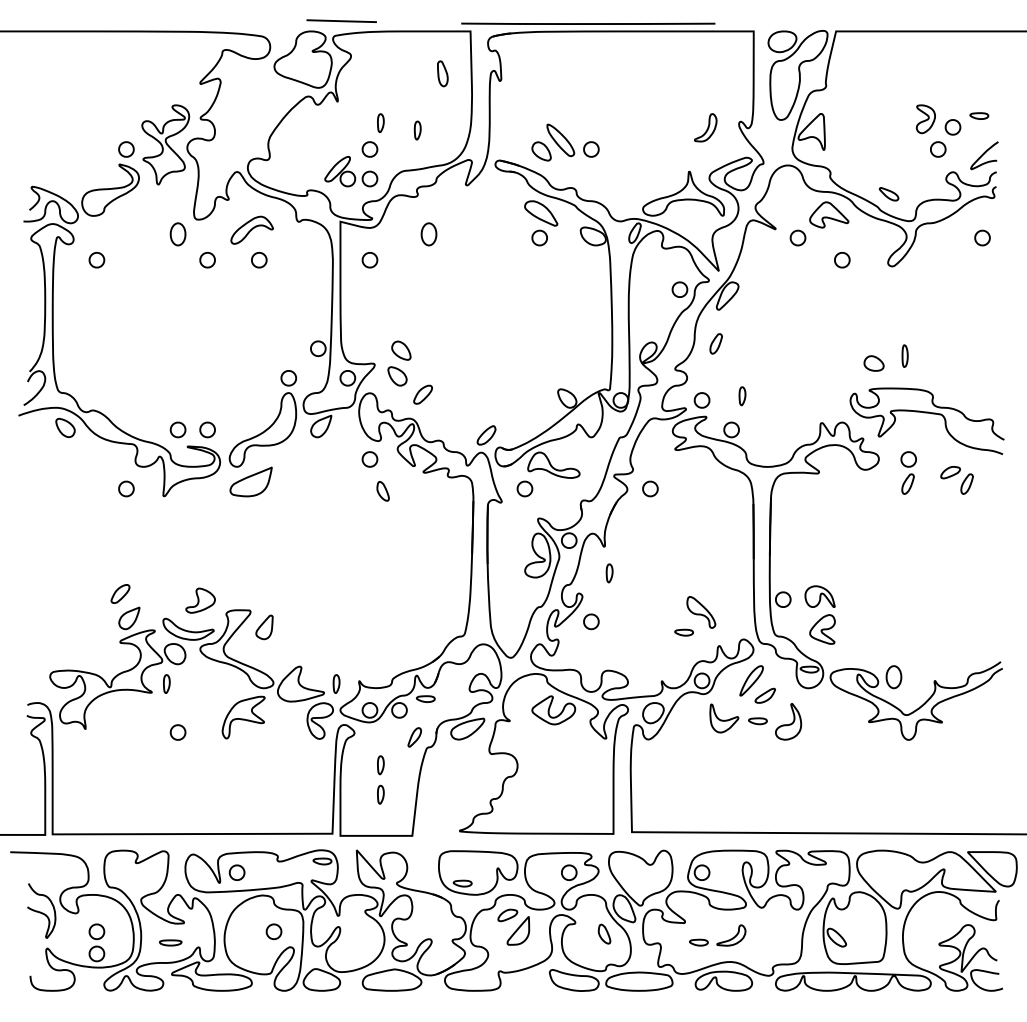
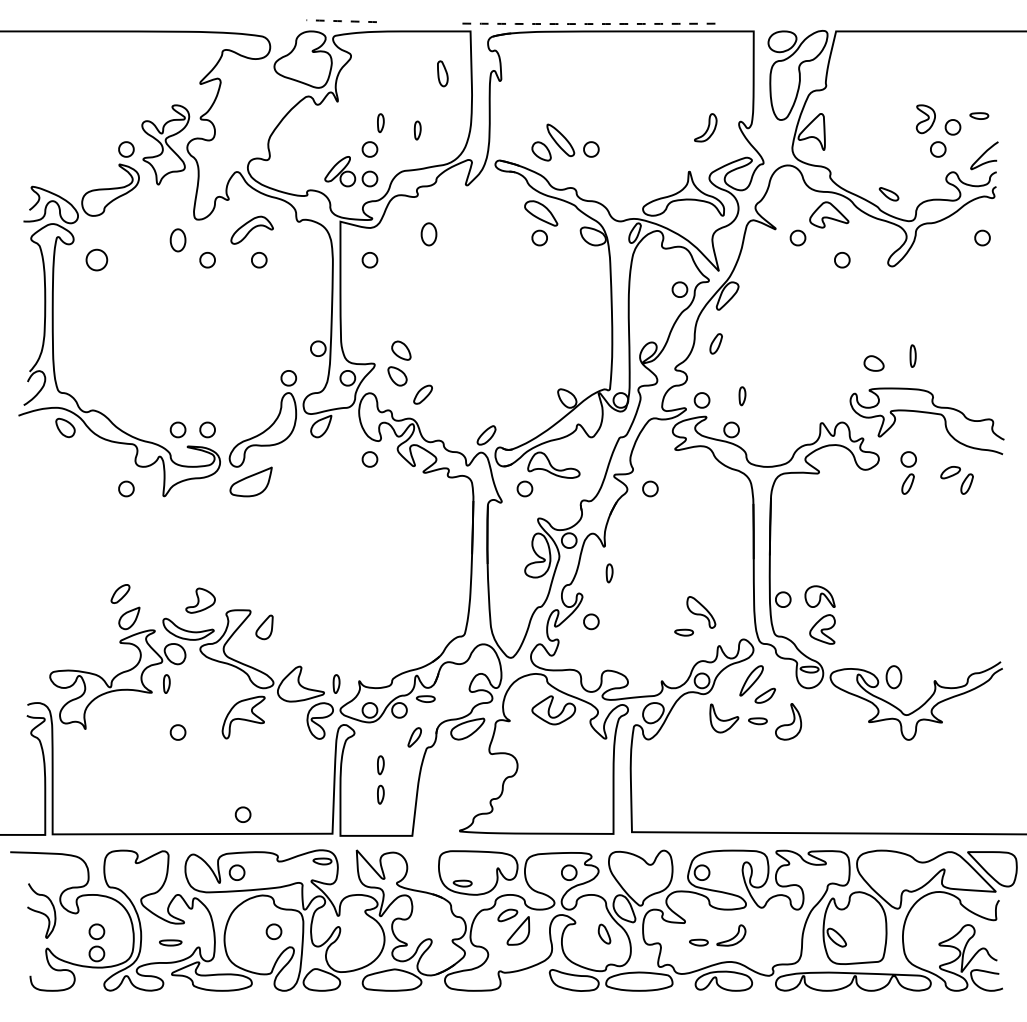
line: solid -> dashed (341, 21)
line: solid -> dashed (586, 24)
part position: (177, 234) -> (177, 240) (177, 240)
part size: 18x17 px -> 24x24 px (96, 259)
part position: (904, 355) -> (912, 355) (912, 355)
part: present -> none (382, 491)
part: none -> present (242, 814)
